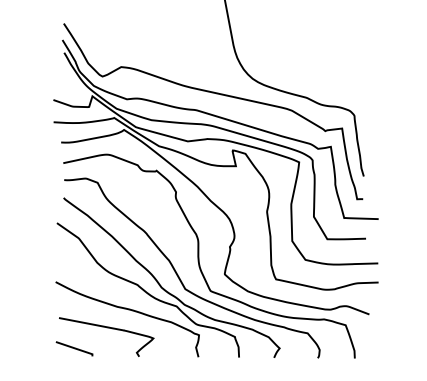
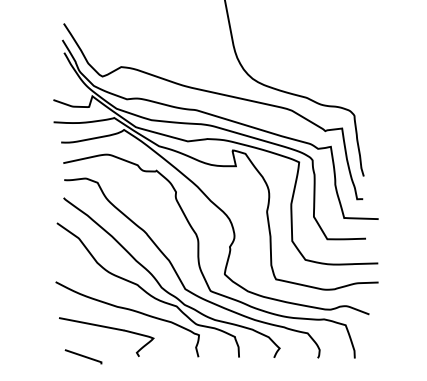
line position: (74, 348) -> (83, 356) (83, 356)
